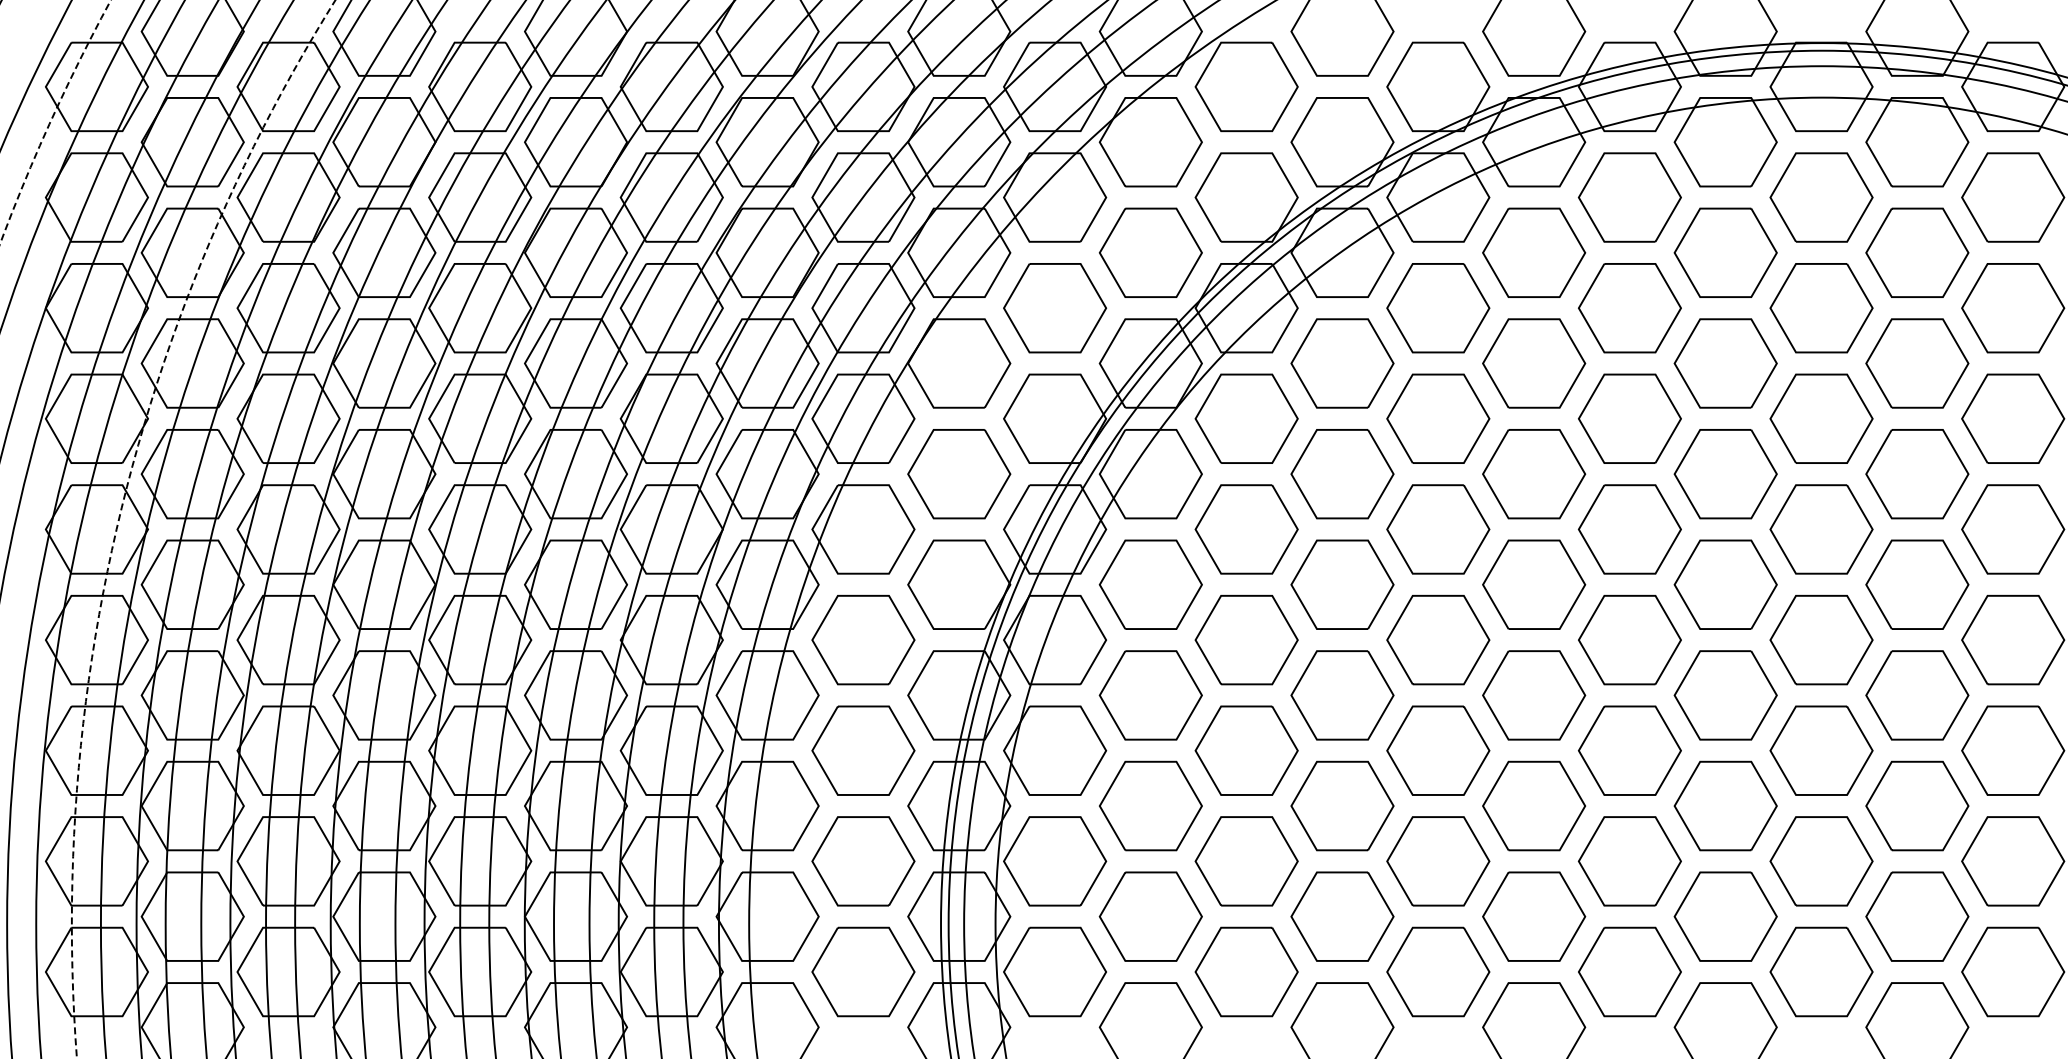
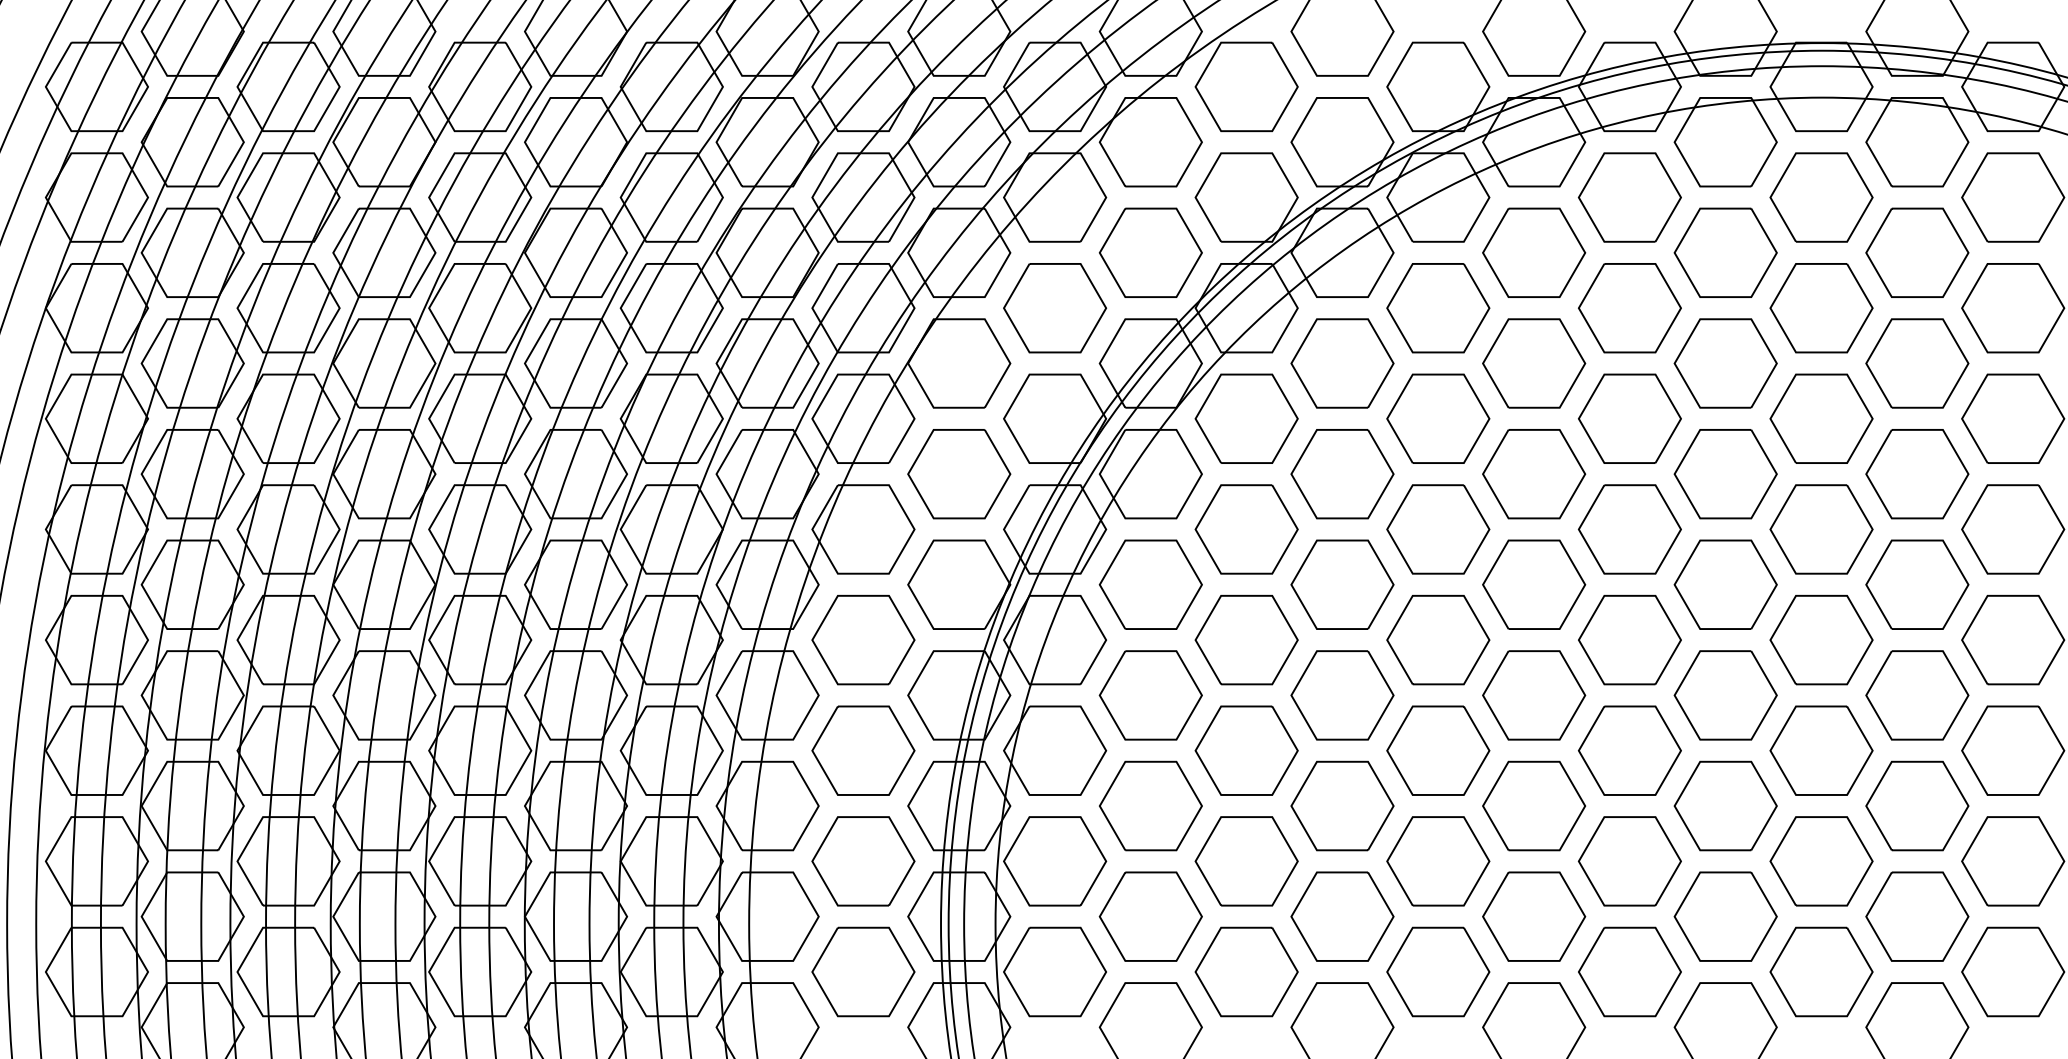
circle: dashed -> solid (55, 121)
circle: dashed -> solid (203, 529)
